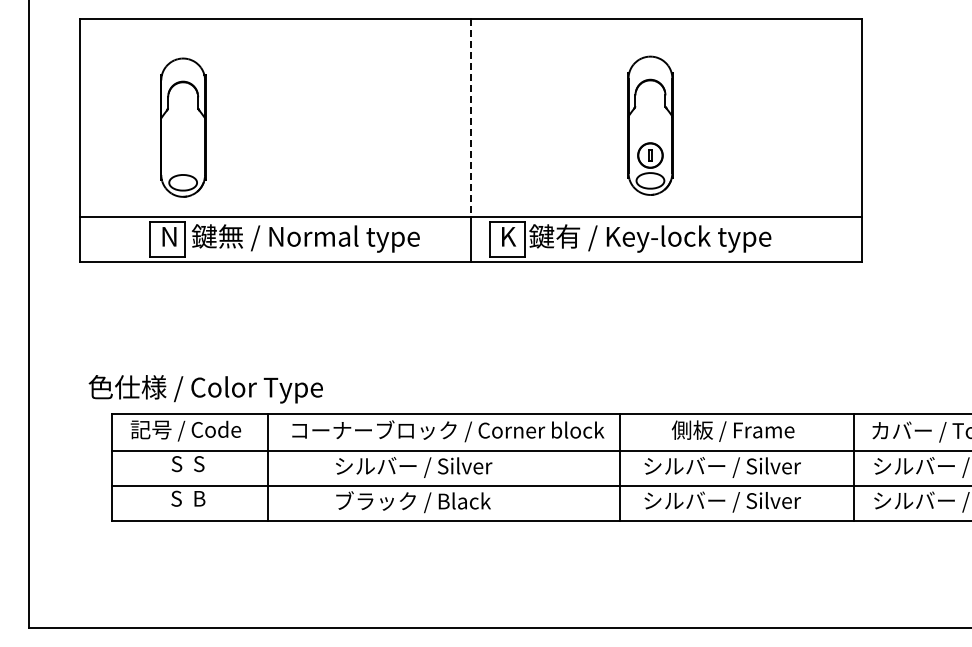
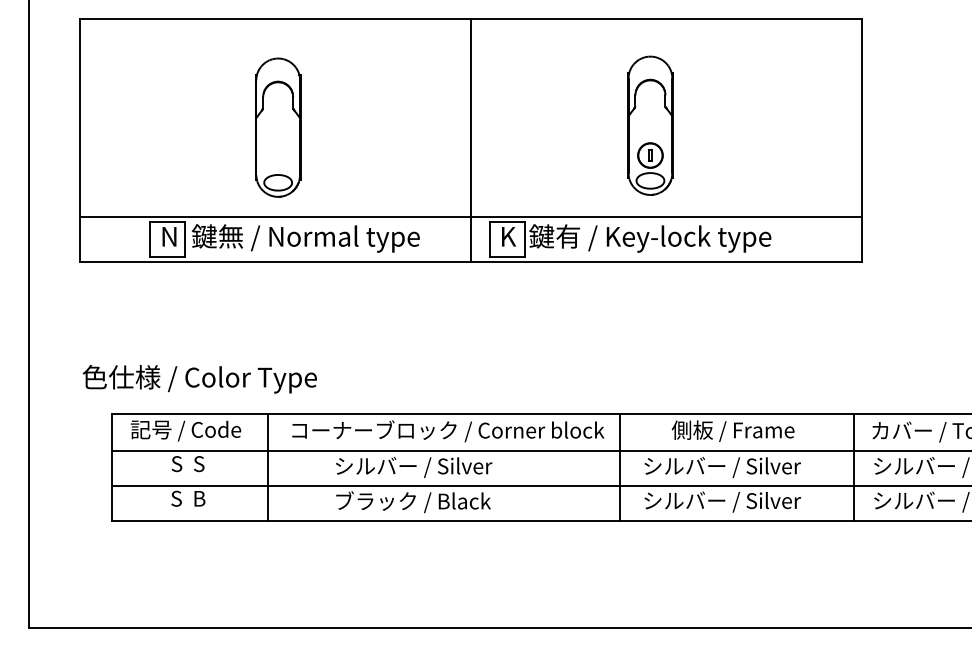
line: dashed -> solid (470, 118)
part position: (183, 127) -> (278, 127) (278, 127)
text position: (205, 389) -> (199, 379) (199, 379)
